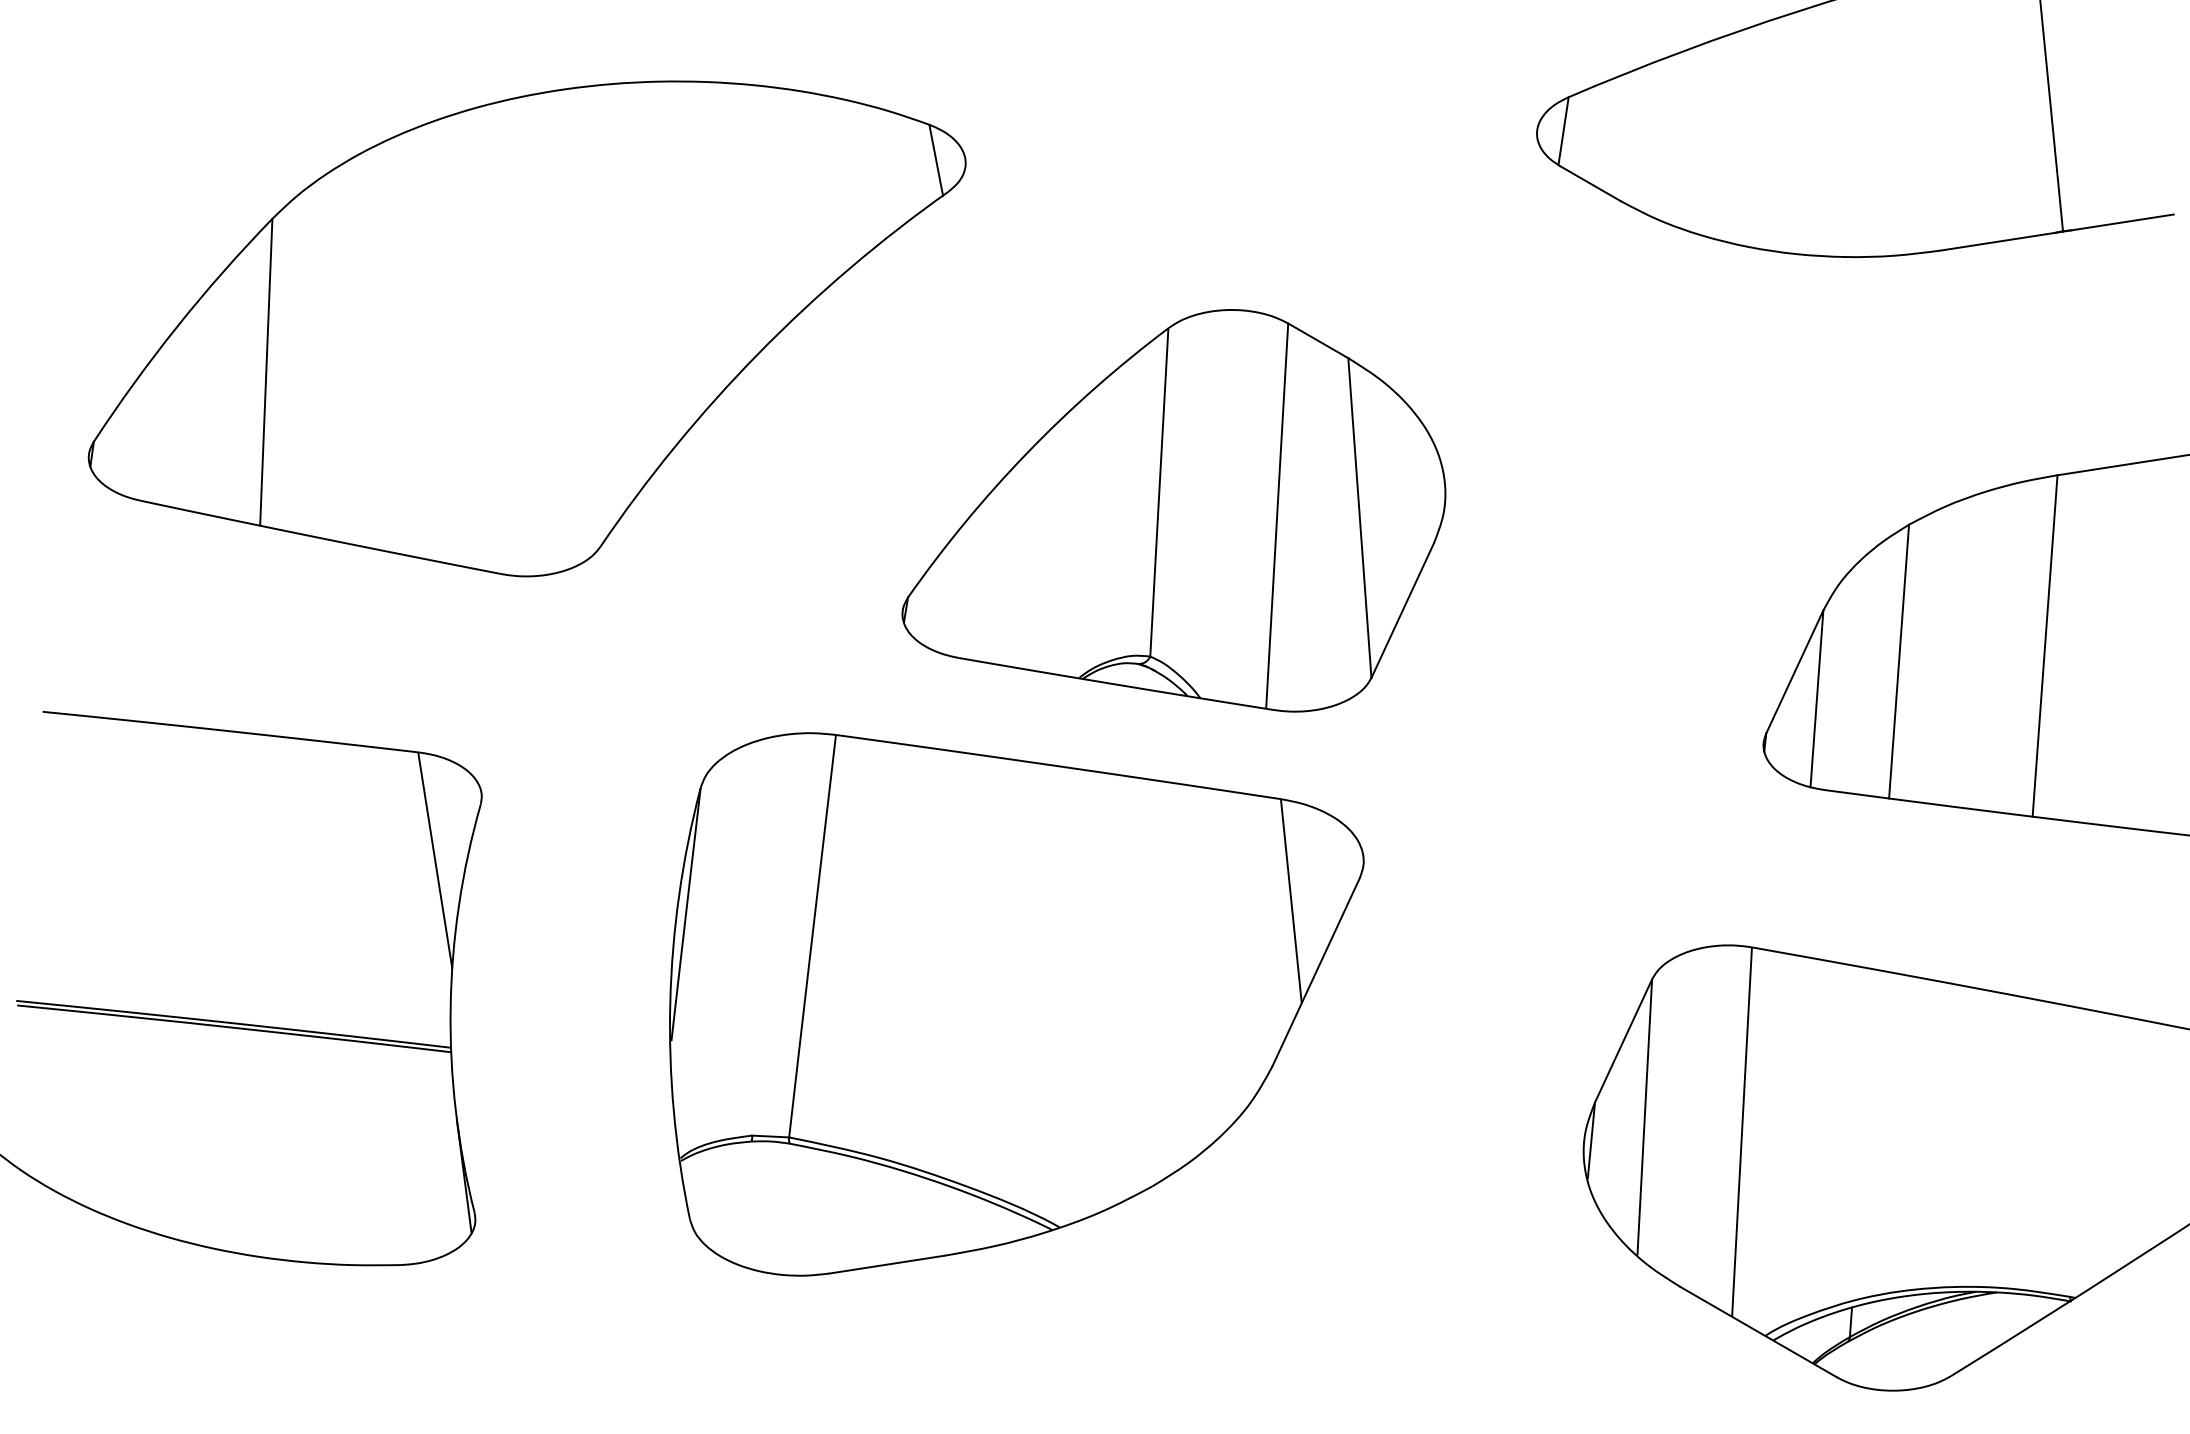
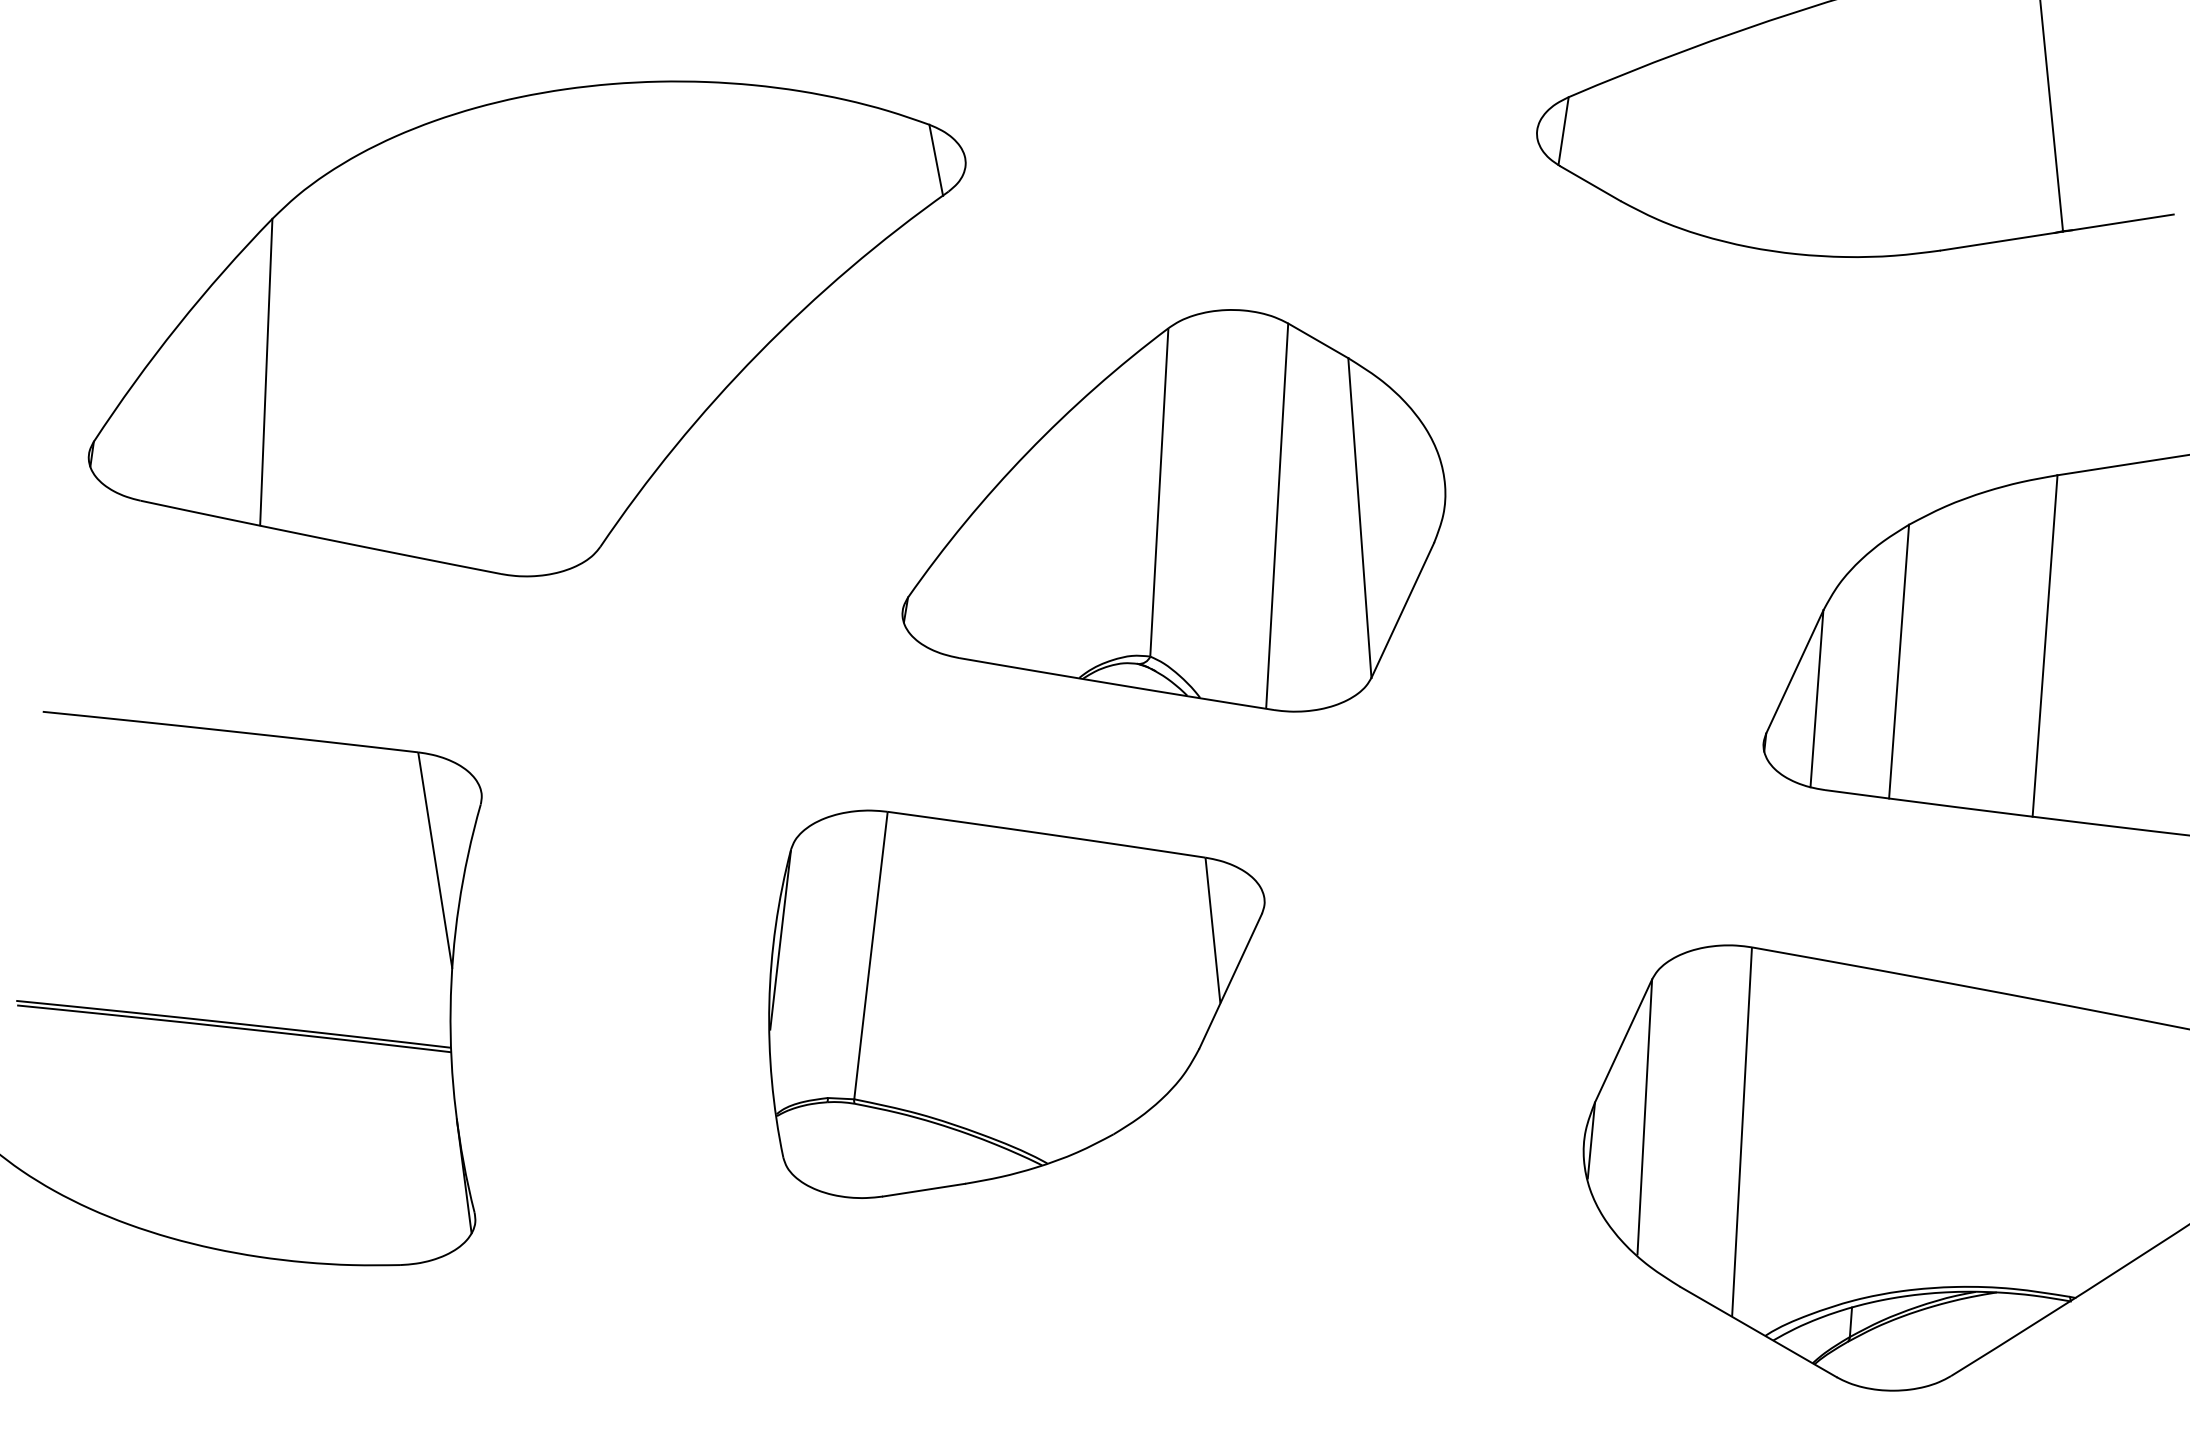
part size: 696x545 px -> 498x390 px (1016, 1003)
